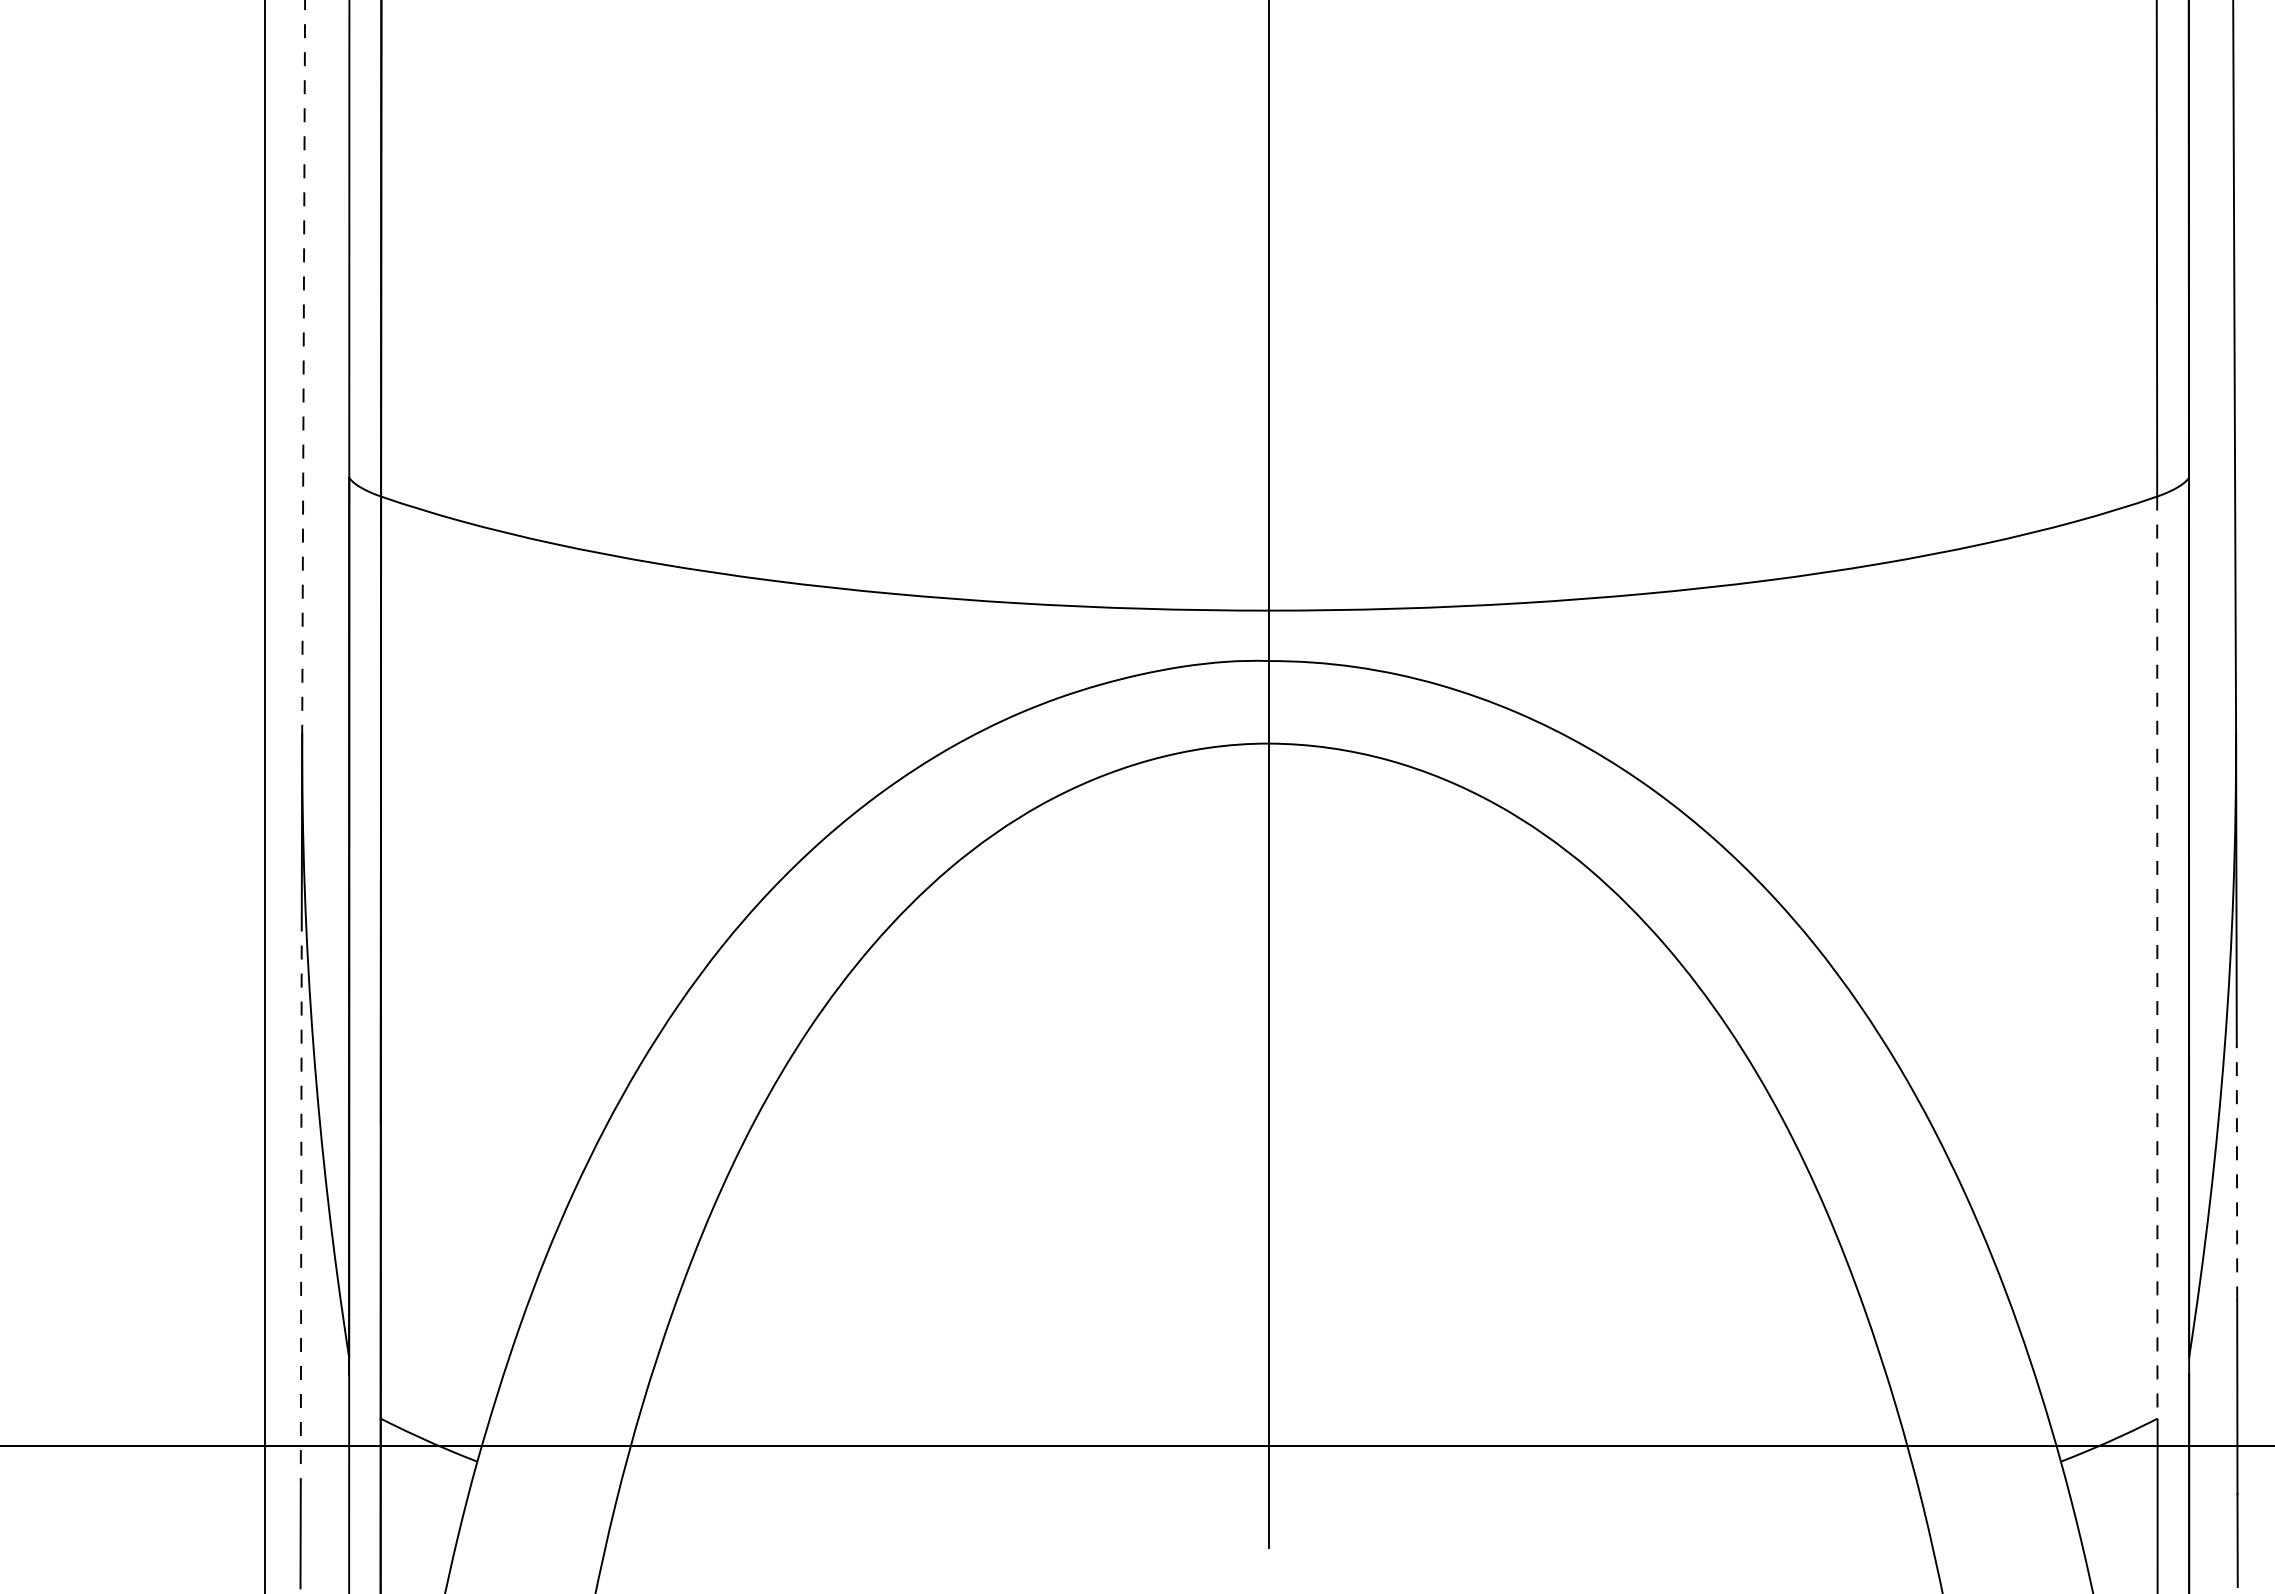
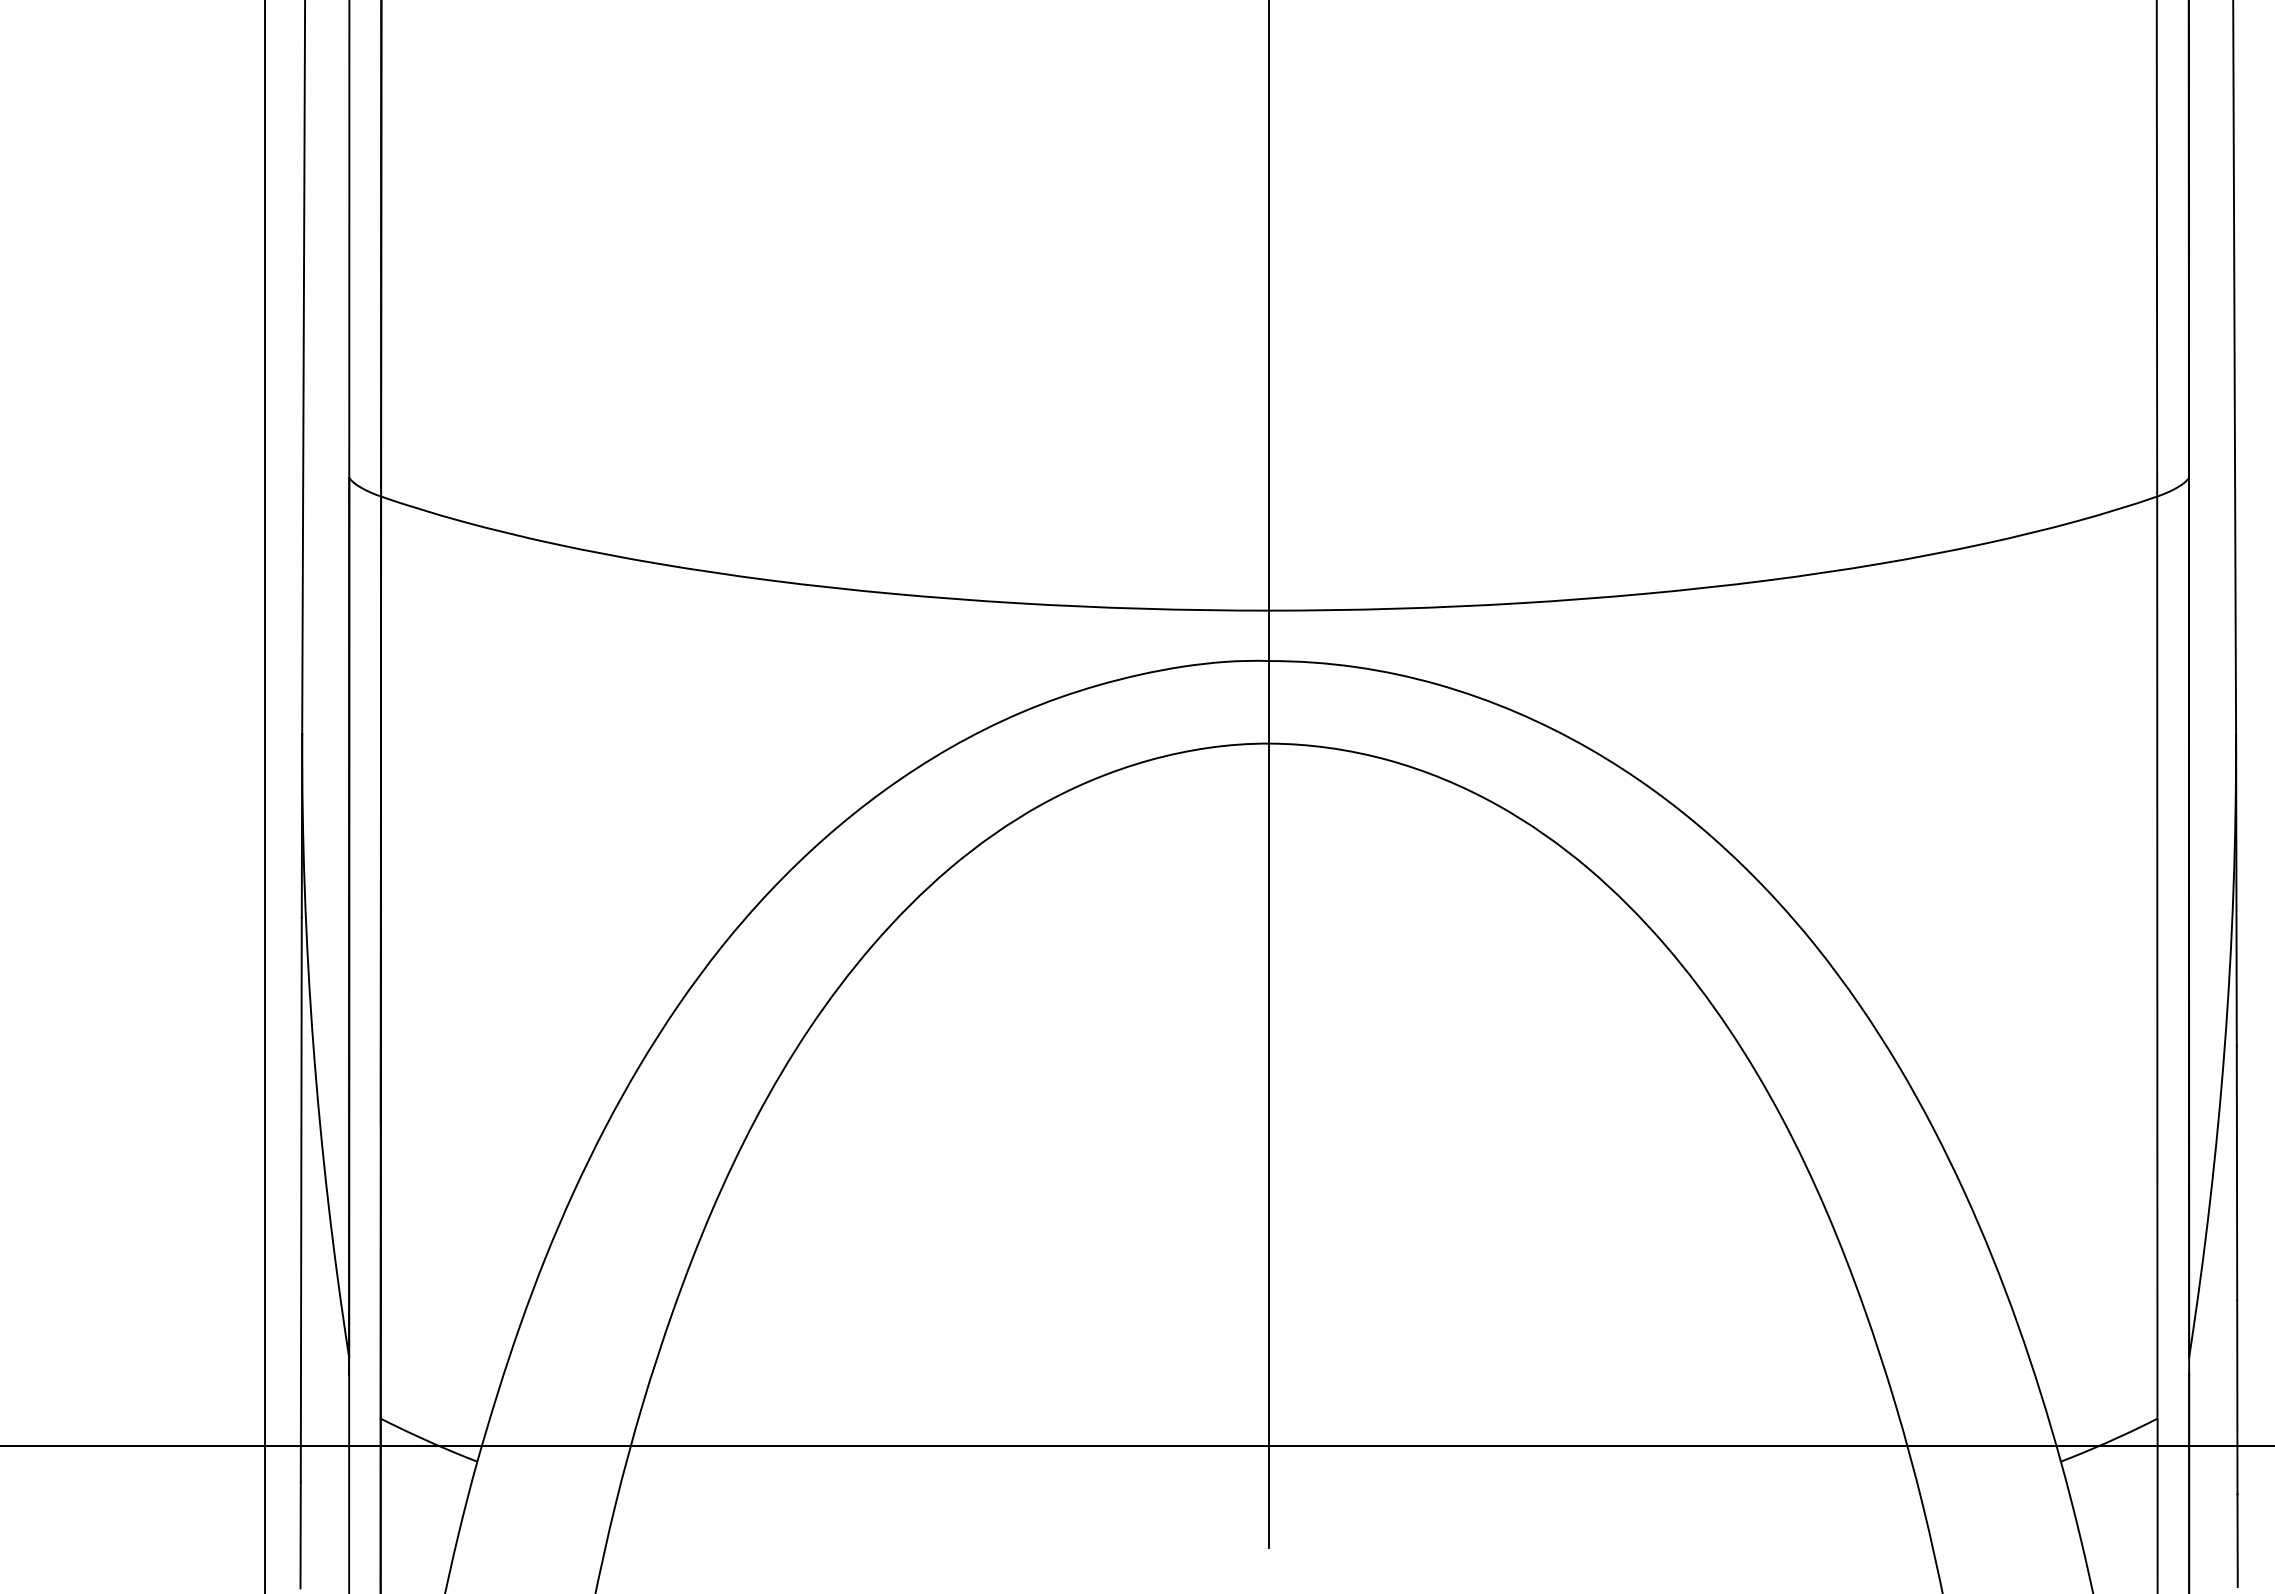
line: dashed -> solid (303, 367)
line: dashed -> solid (2157, 958)
line: dashed -> solid (2236, 1172)
line: dashed -> solid (301, 1200)
